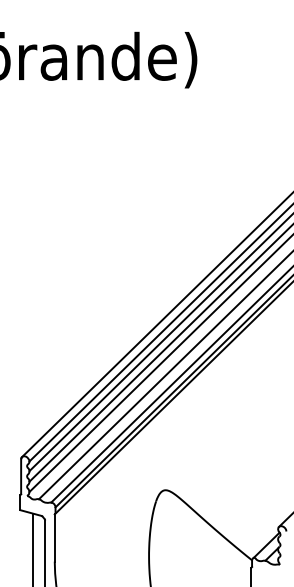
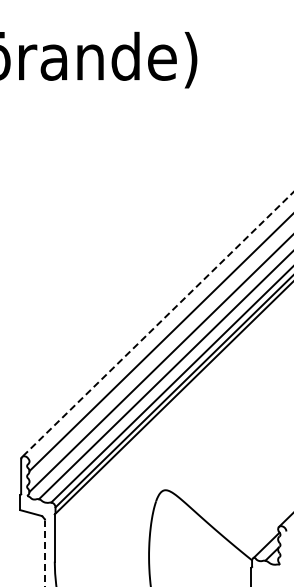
line: solid -> dashed (157, 324)
line: present -> none (159, 333)
line: present -> none (159, 353)
line: present -> none (32, 548)
line: solid -> dashed (45, 553)
